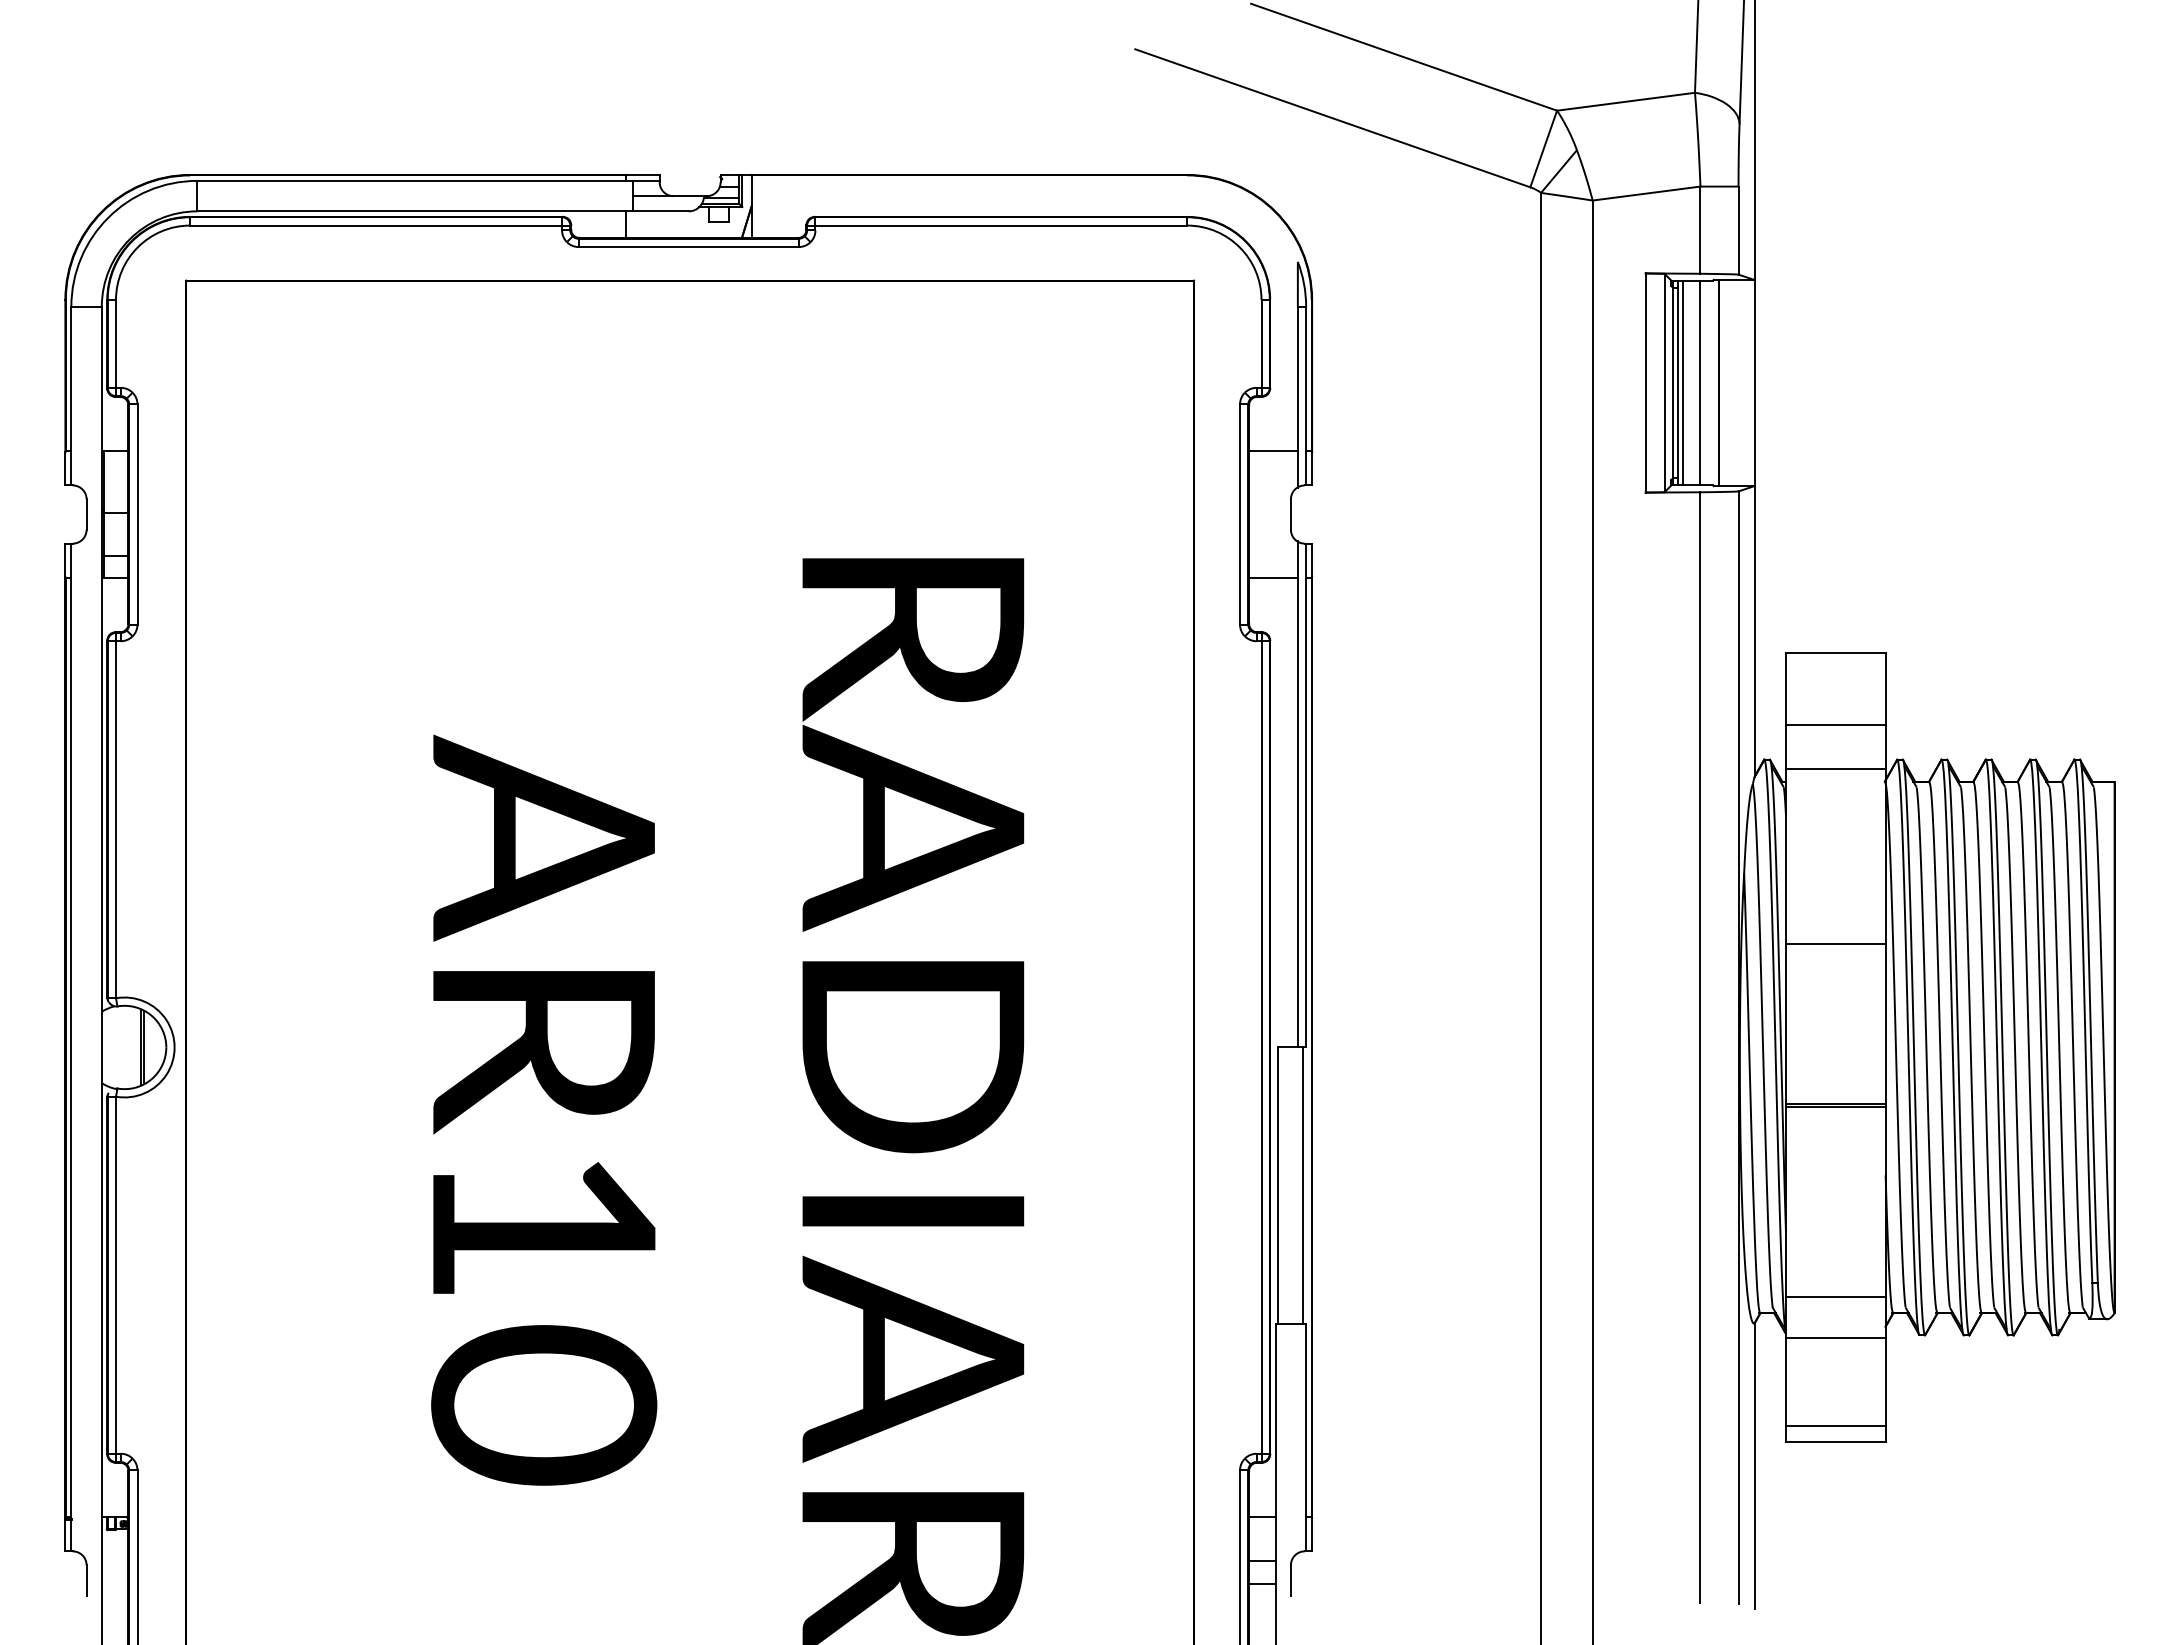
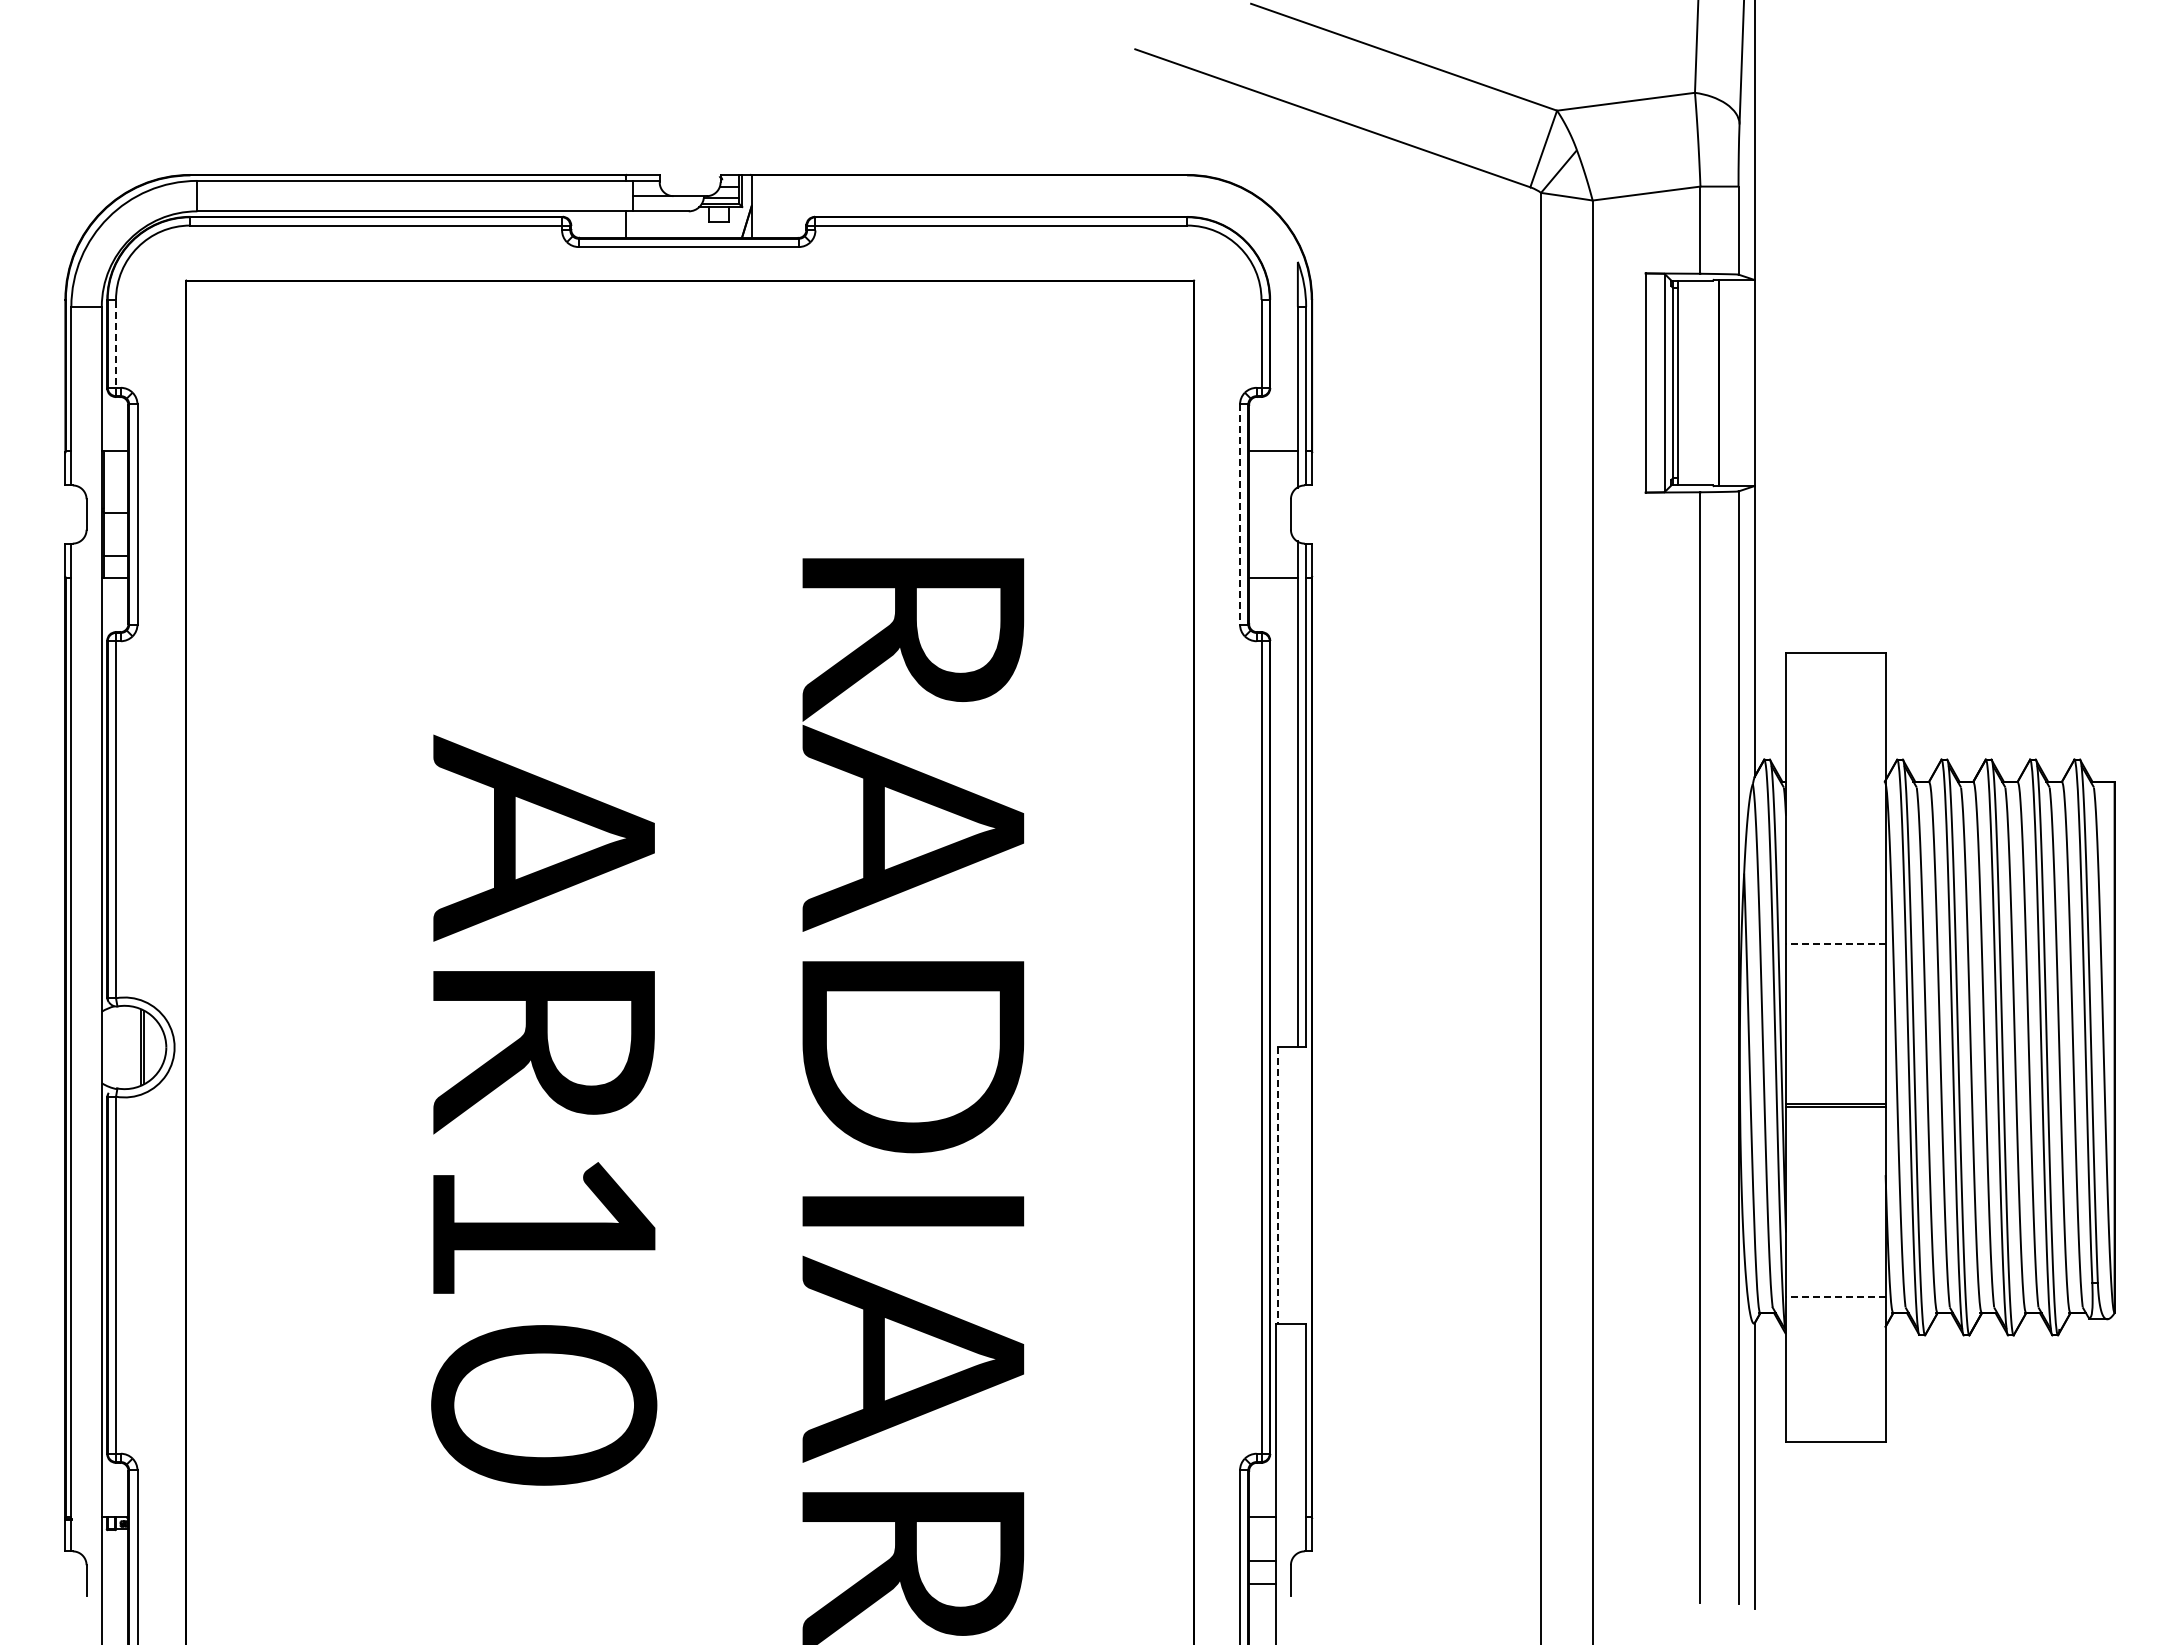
line: solid -> dashed (116, 347)
line: present -> none (1682, 382)
line: present -> none (1700, 382)
line: solid -> dashed (1240, 515)
line: present -> none (1835, 725)
line: present -> none (1835, 769)
line: solid -> dashed (1835, 944)
line: present -> none (1303, 1185)
line: solid -> dashed (1278, 1186)
line: solid -> dashed (1835, 1297)
line: present -> none (1835, 1338)
line: present -> none (1835, 1426)
